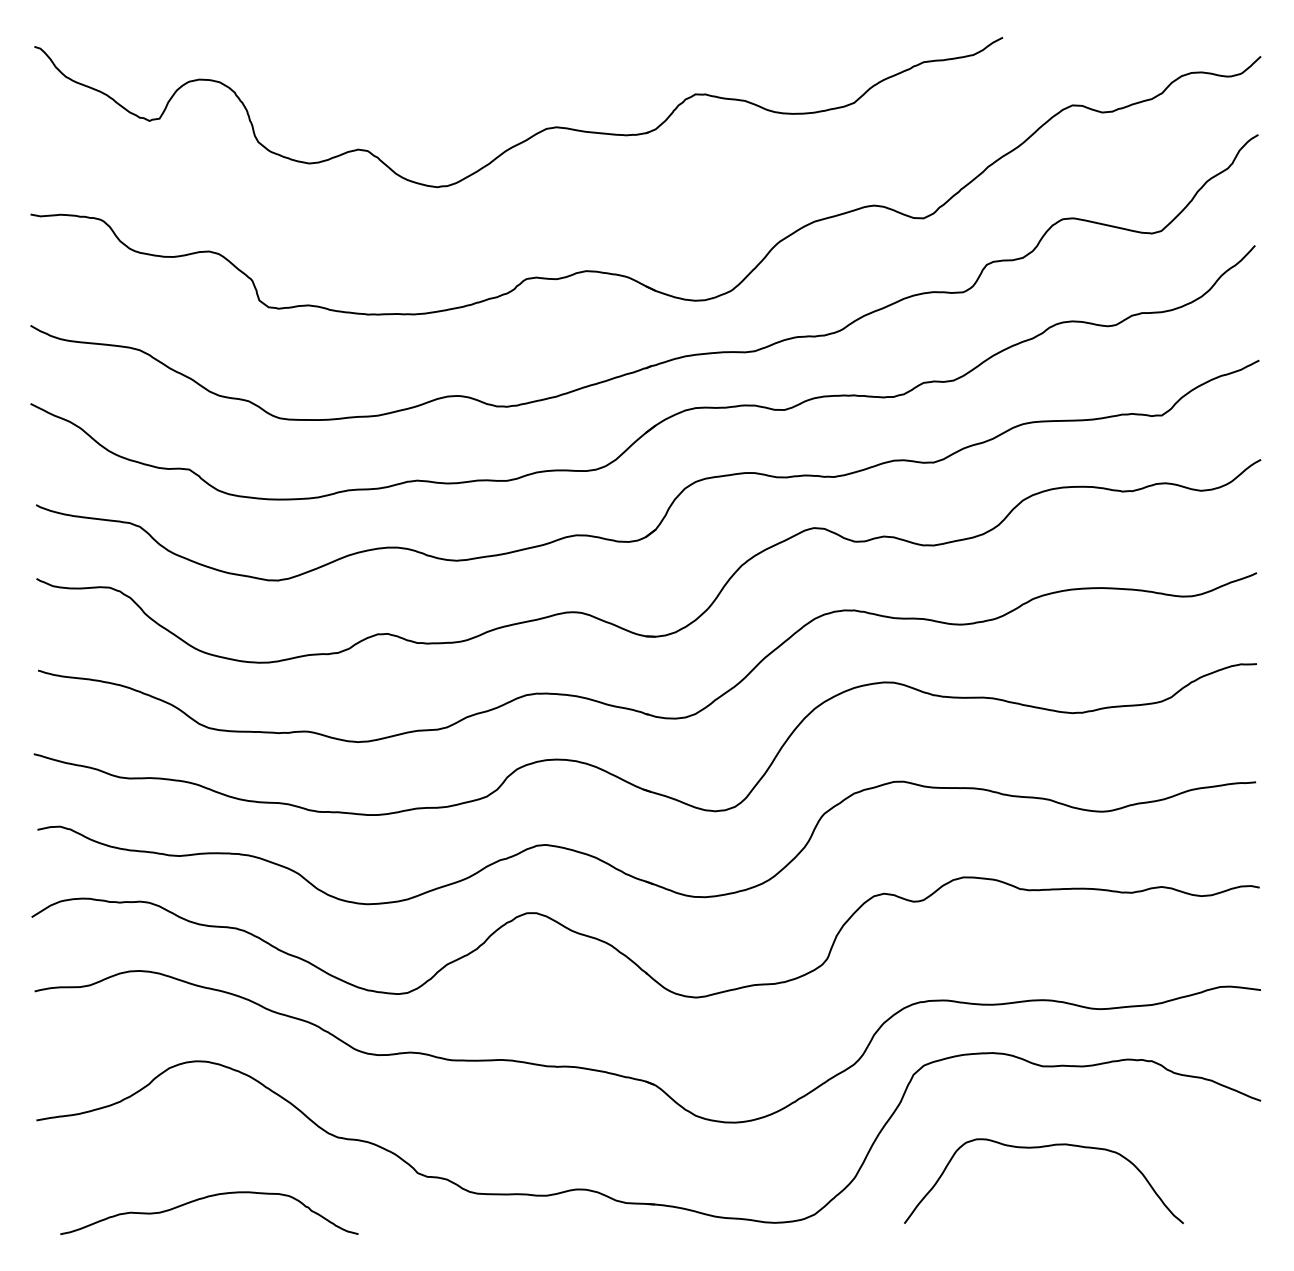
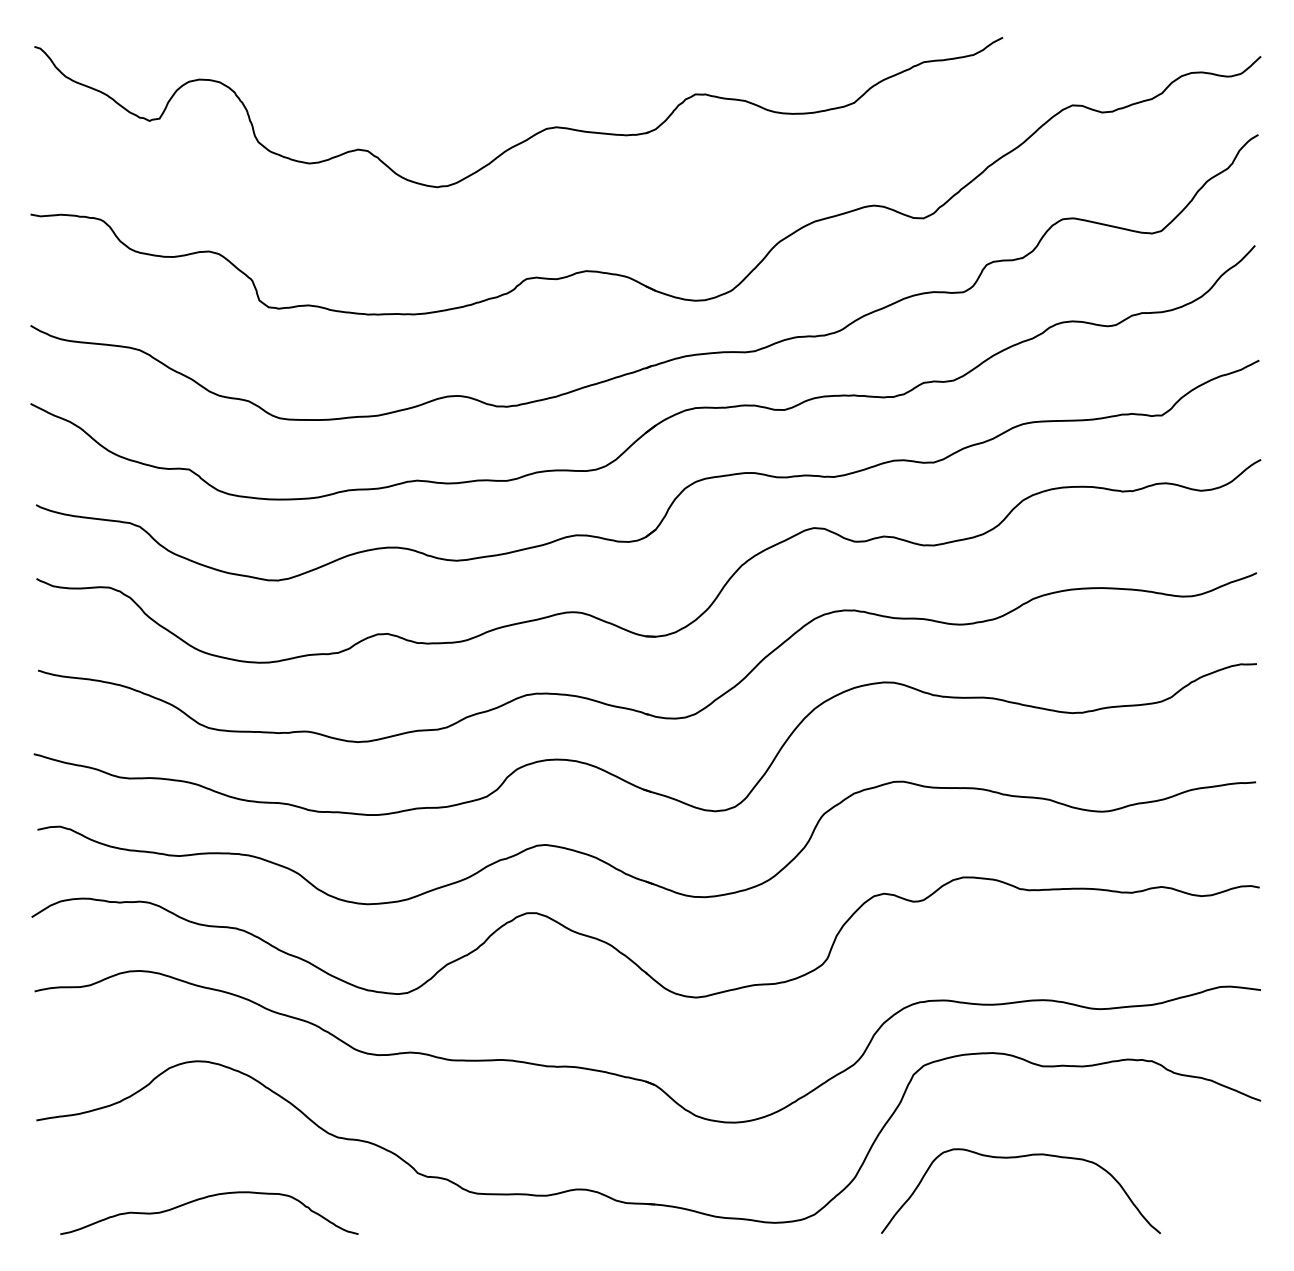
curve position: (1039, 1148) -> (1016, 1158) (1016, 1158)
